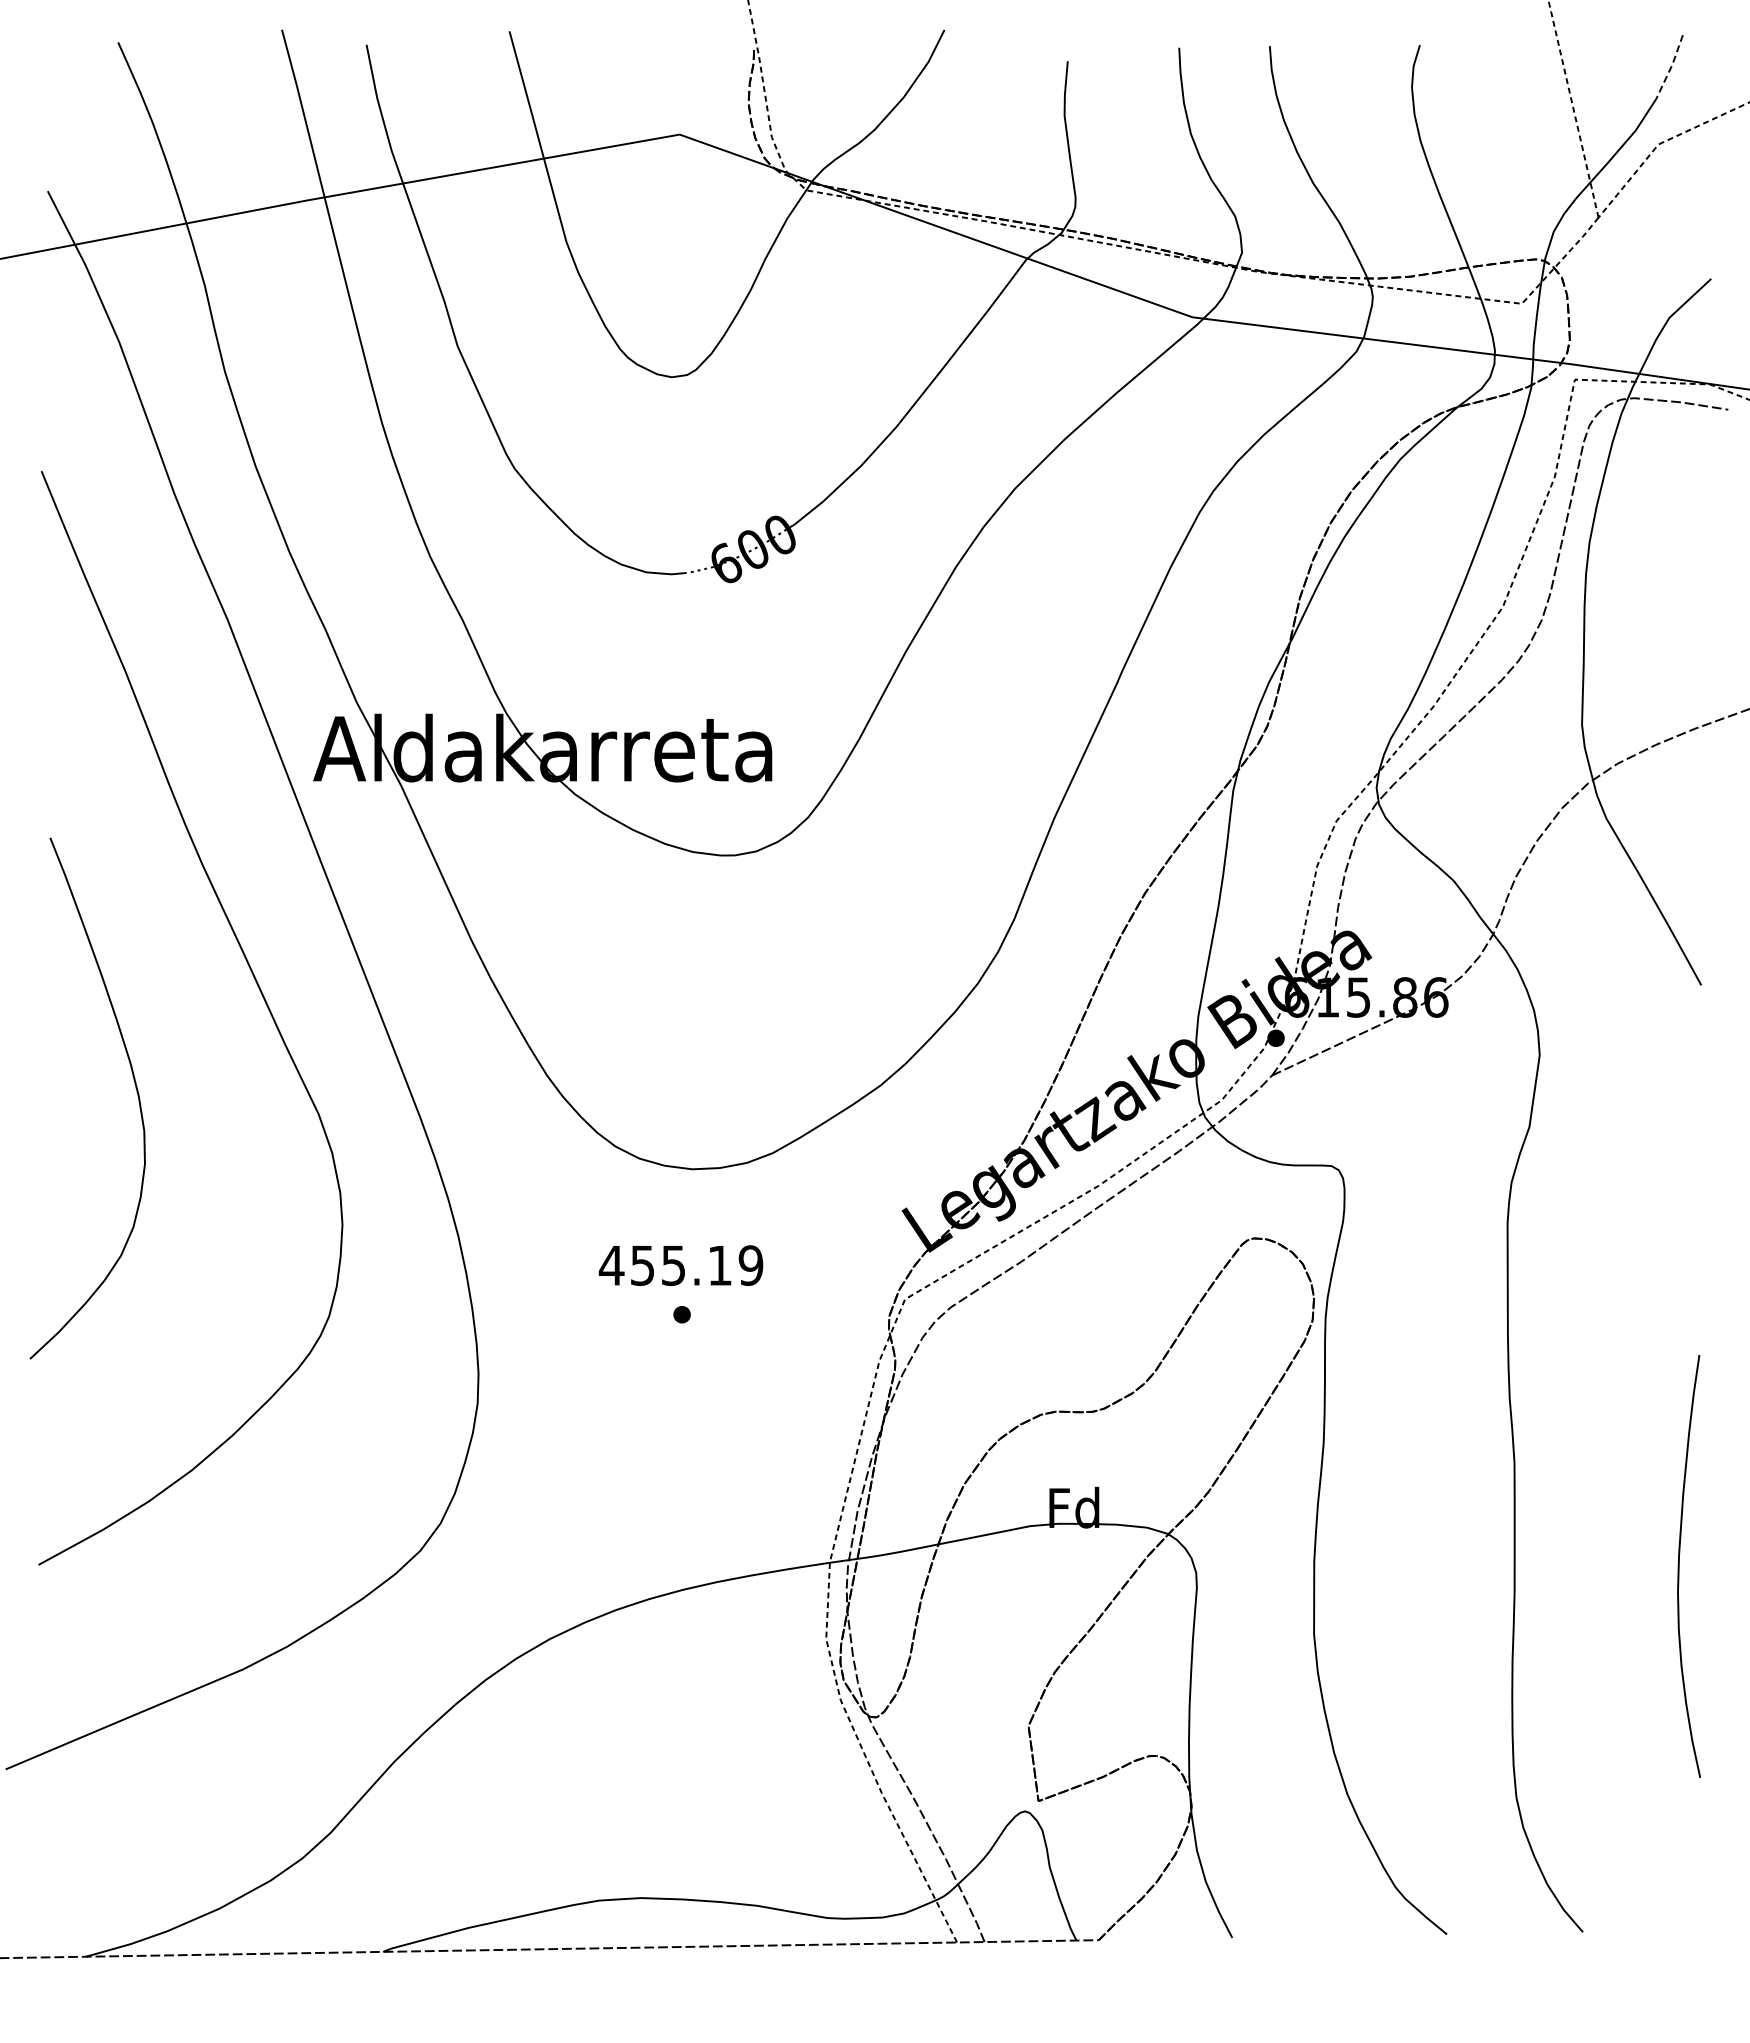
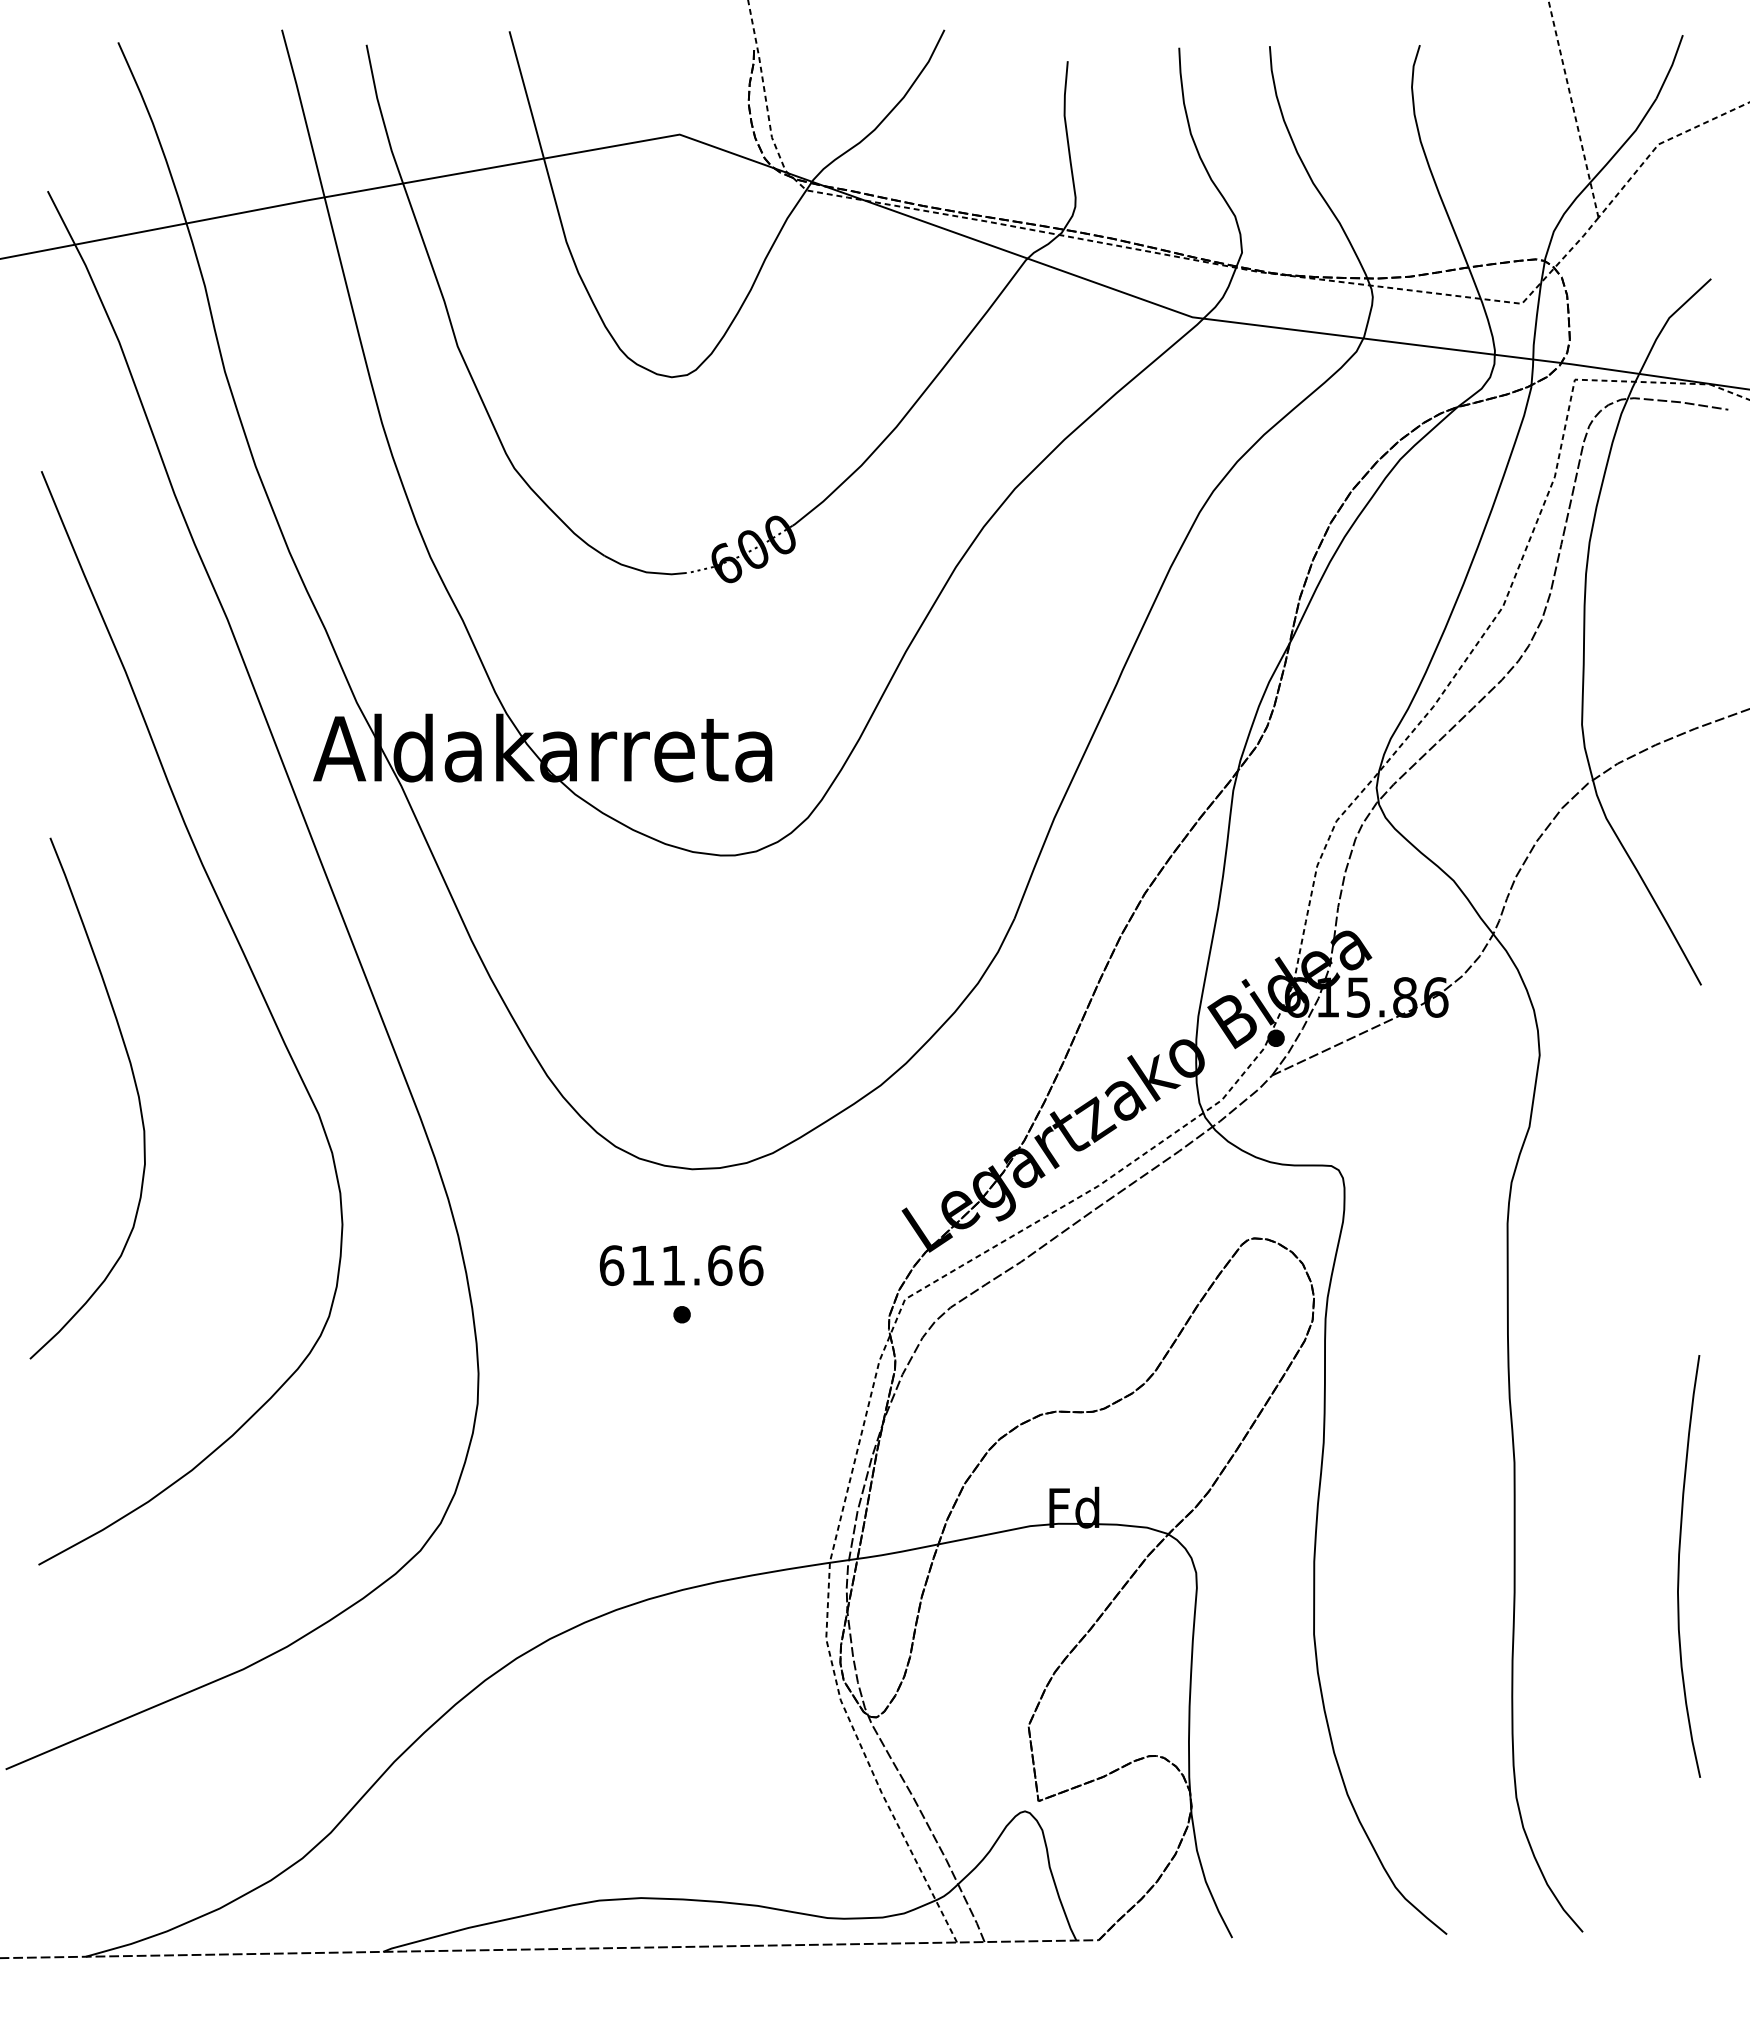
line: dashed -> solid (1671, 67)
text: 455.19 -> 611.66 (680, 1265)
